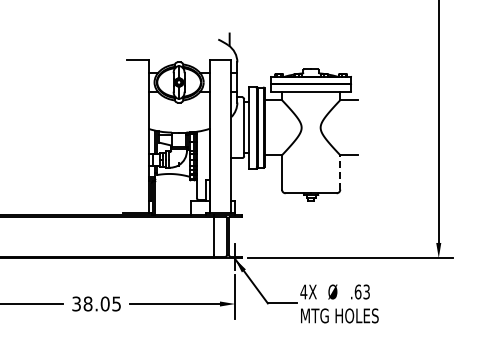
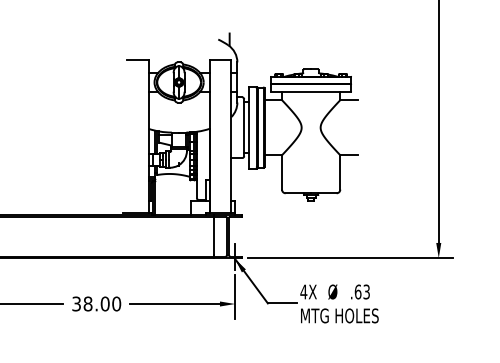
line: dashed -> solid (340, 171)
text: 38.05 -> 38.00 (116, 303)
